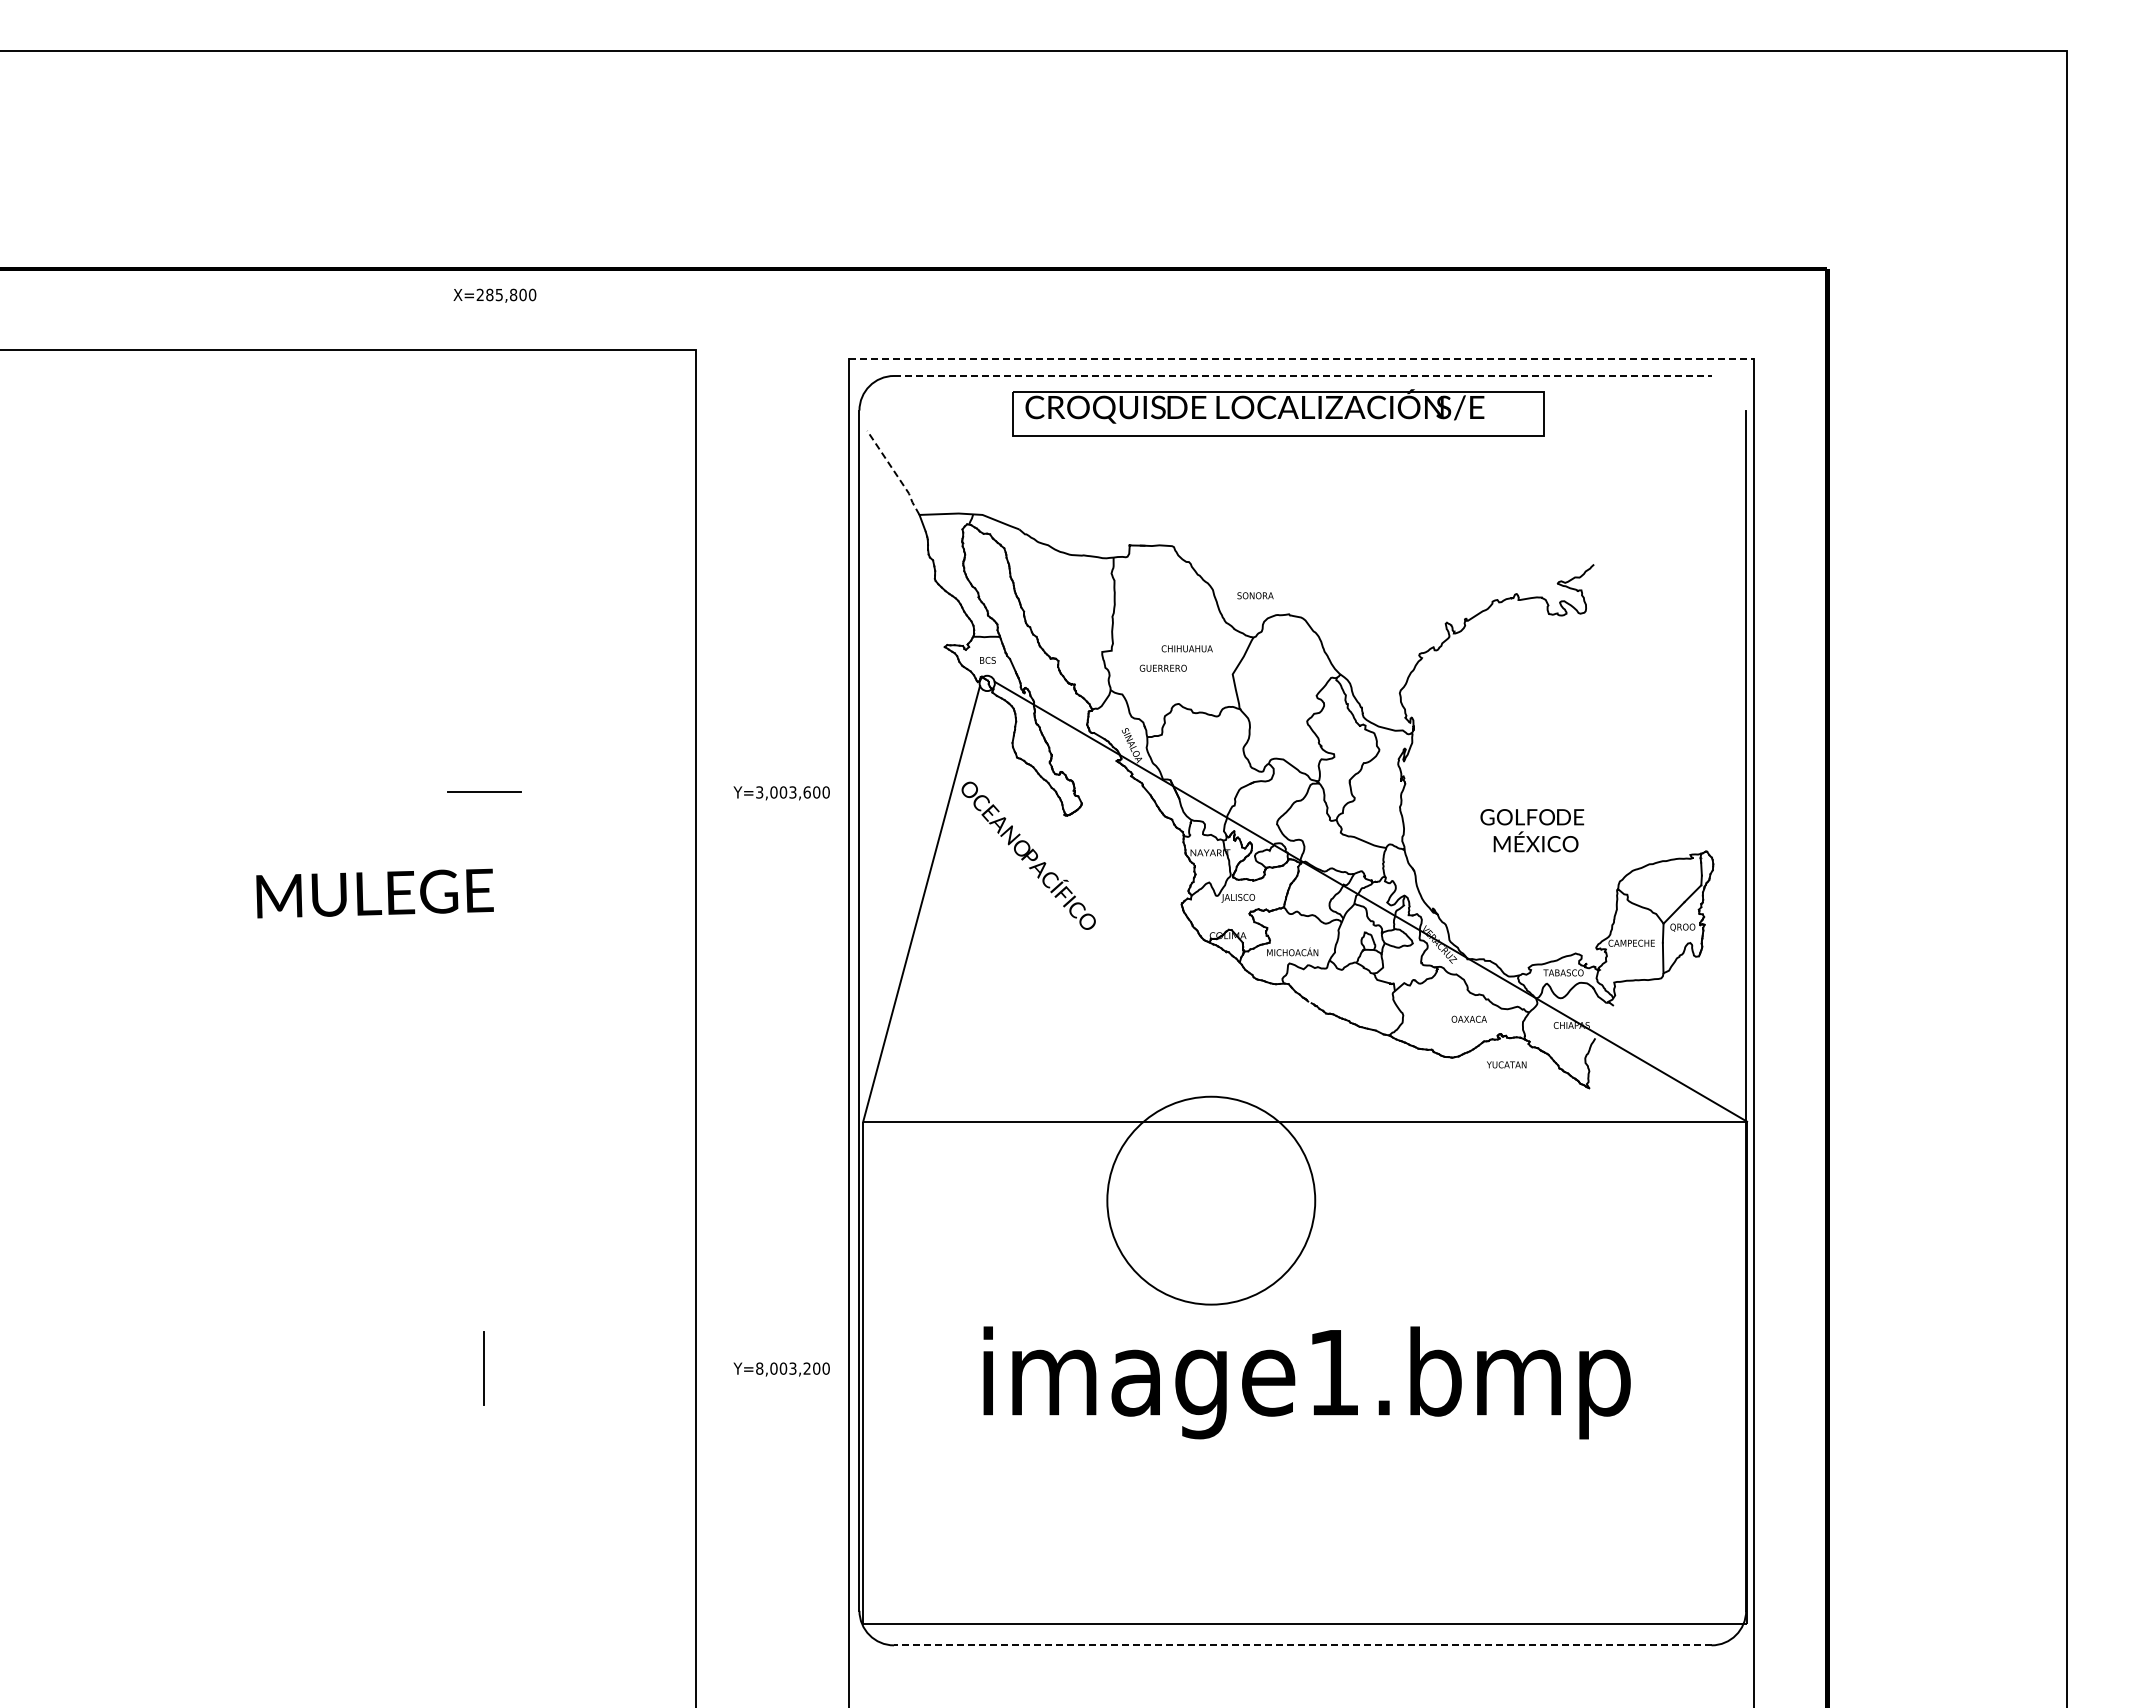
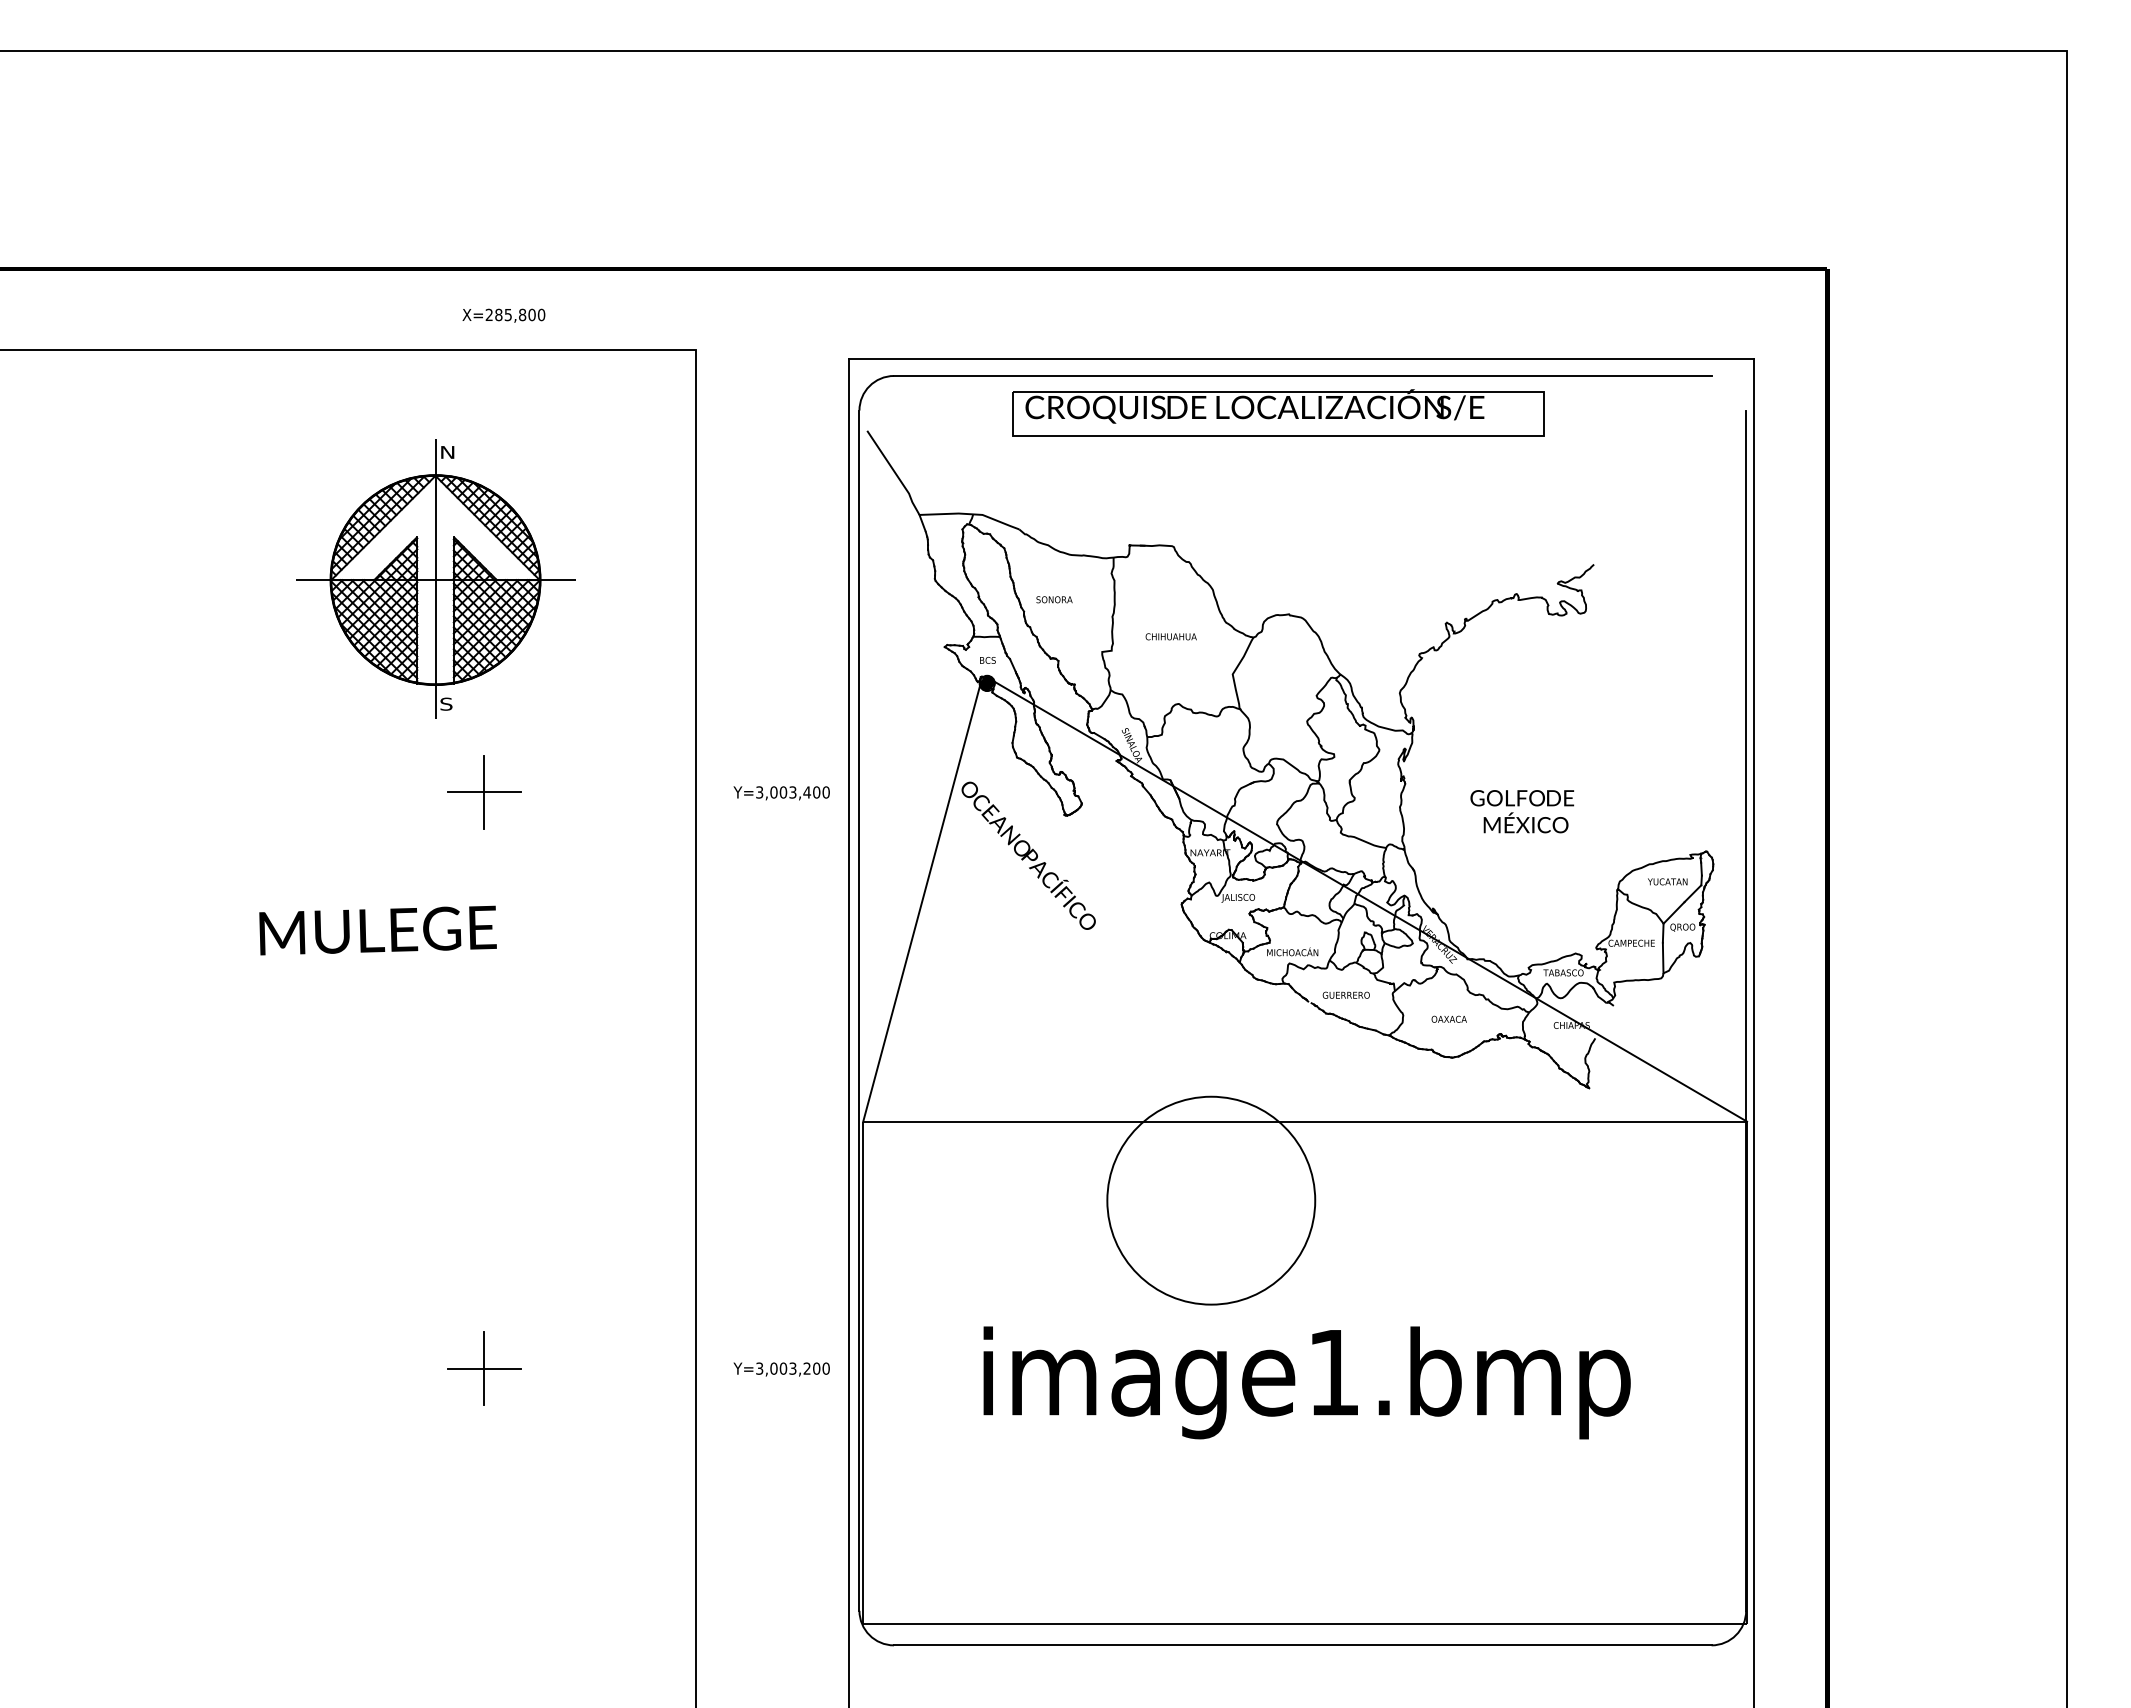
text position: (494, 295) -> (503, 315) (503, 315)
line: dashed -> solid (1301, 358)
line: dashed -> solid (1302, 375)
line: dashed -> solid (895, 472)
part: none -> present (435, 578)
text position: (1255, 595) -> (1054, 599) (1054, 599)
text position: (1186, 648) -> (1170, 636) (1170, 636)
text position: (1162, 667) -> (1345, 994) (1345, 994)
hatch: none -> present (986, 683)
line: none -> present (484, 792)
text: Y=3,003,600 -> Y=3,003,400 (807, 792)
text position: (1532, 830) -> (1522, 811) (1522, 811)
text position: (374, 893) -> (377, 930) (377, 930)
text position: (1468, 1018) -> (1448, 1018) (1448, 1018)
text position: (1506, 1064) -> (1667, 881) (1667, 881)
line: none -> present (483, 1368)
text: Y=8,003,200 -> Y=3,003,200 (759, 1368)
line: dashed -> solid (1302, 1645)
